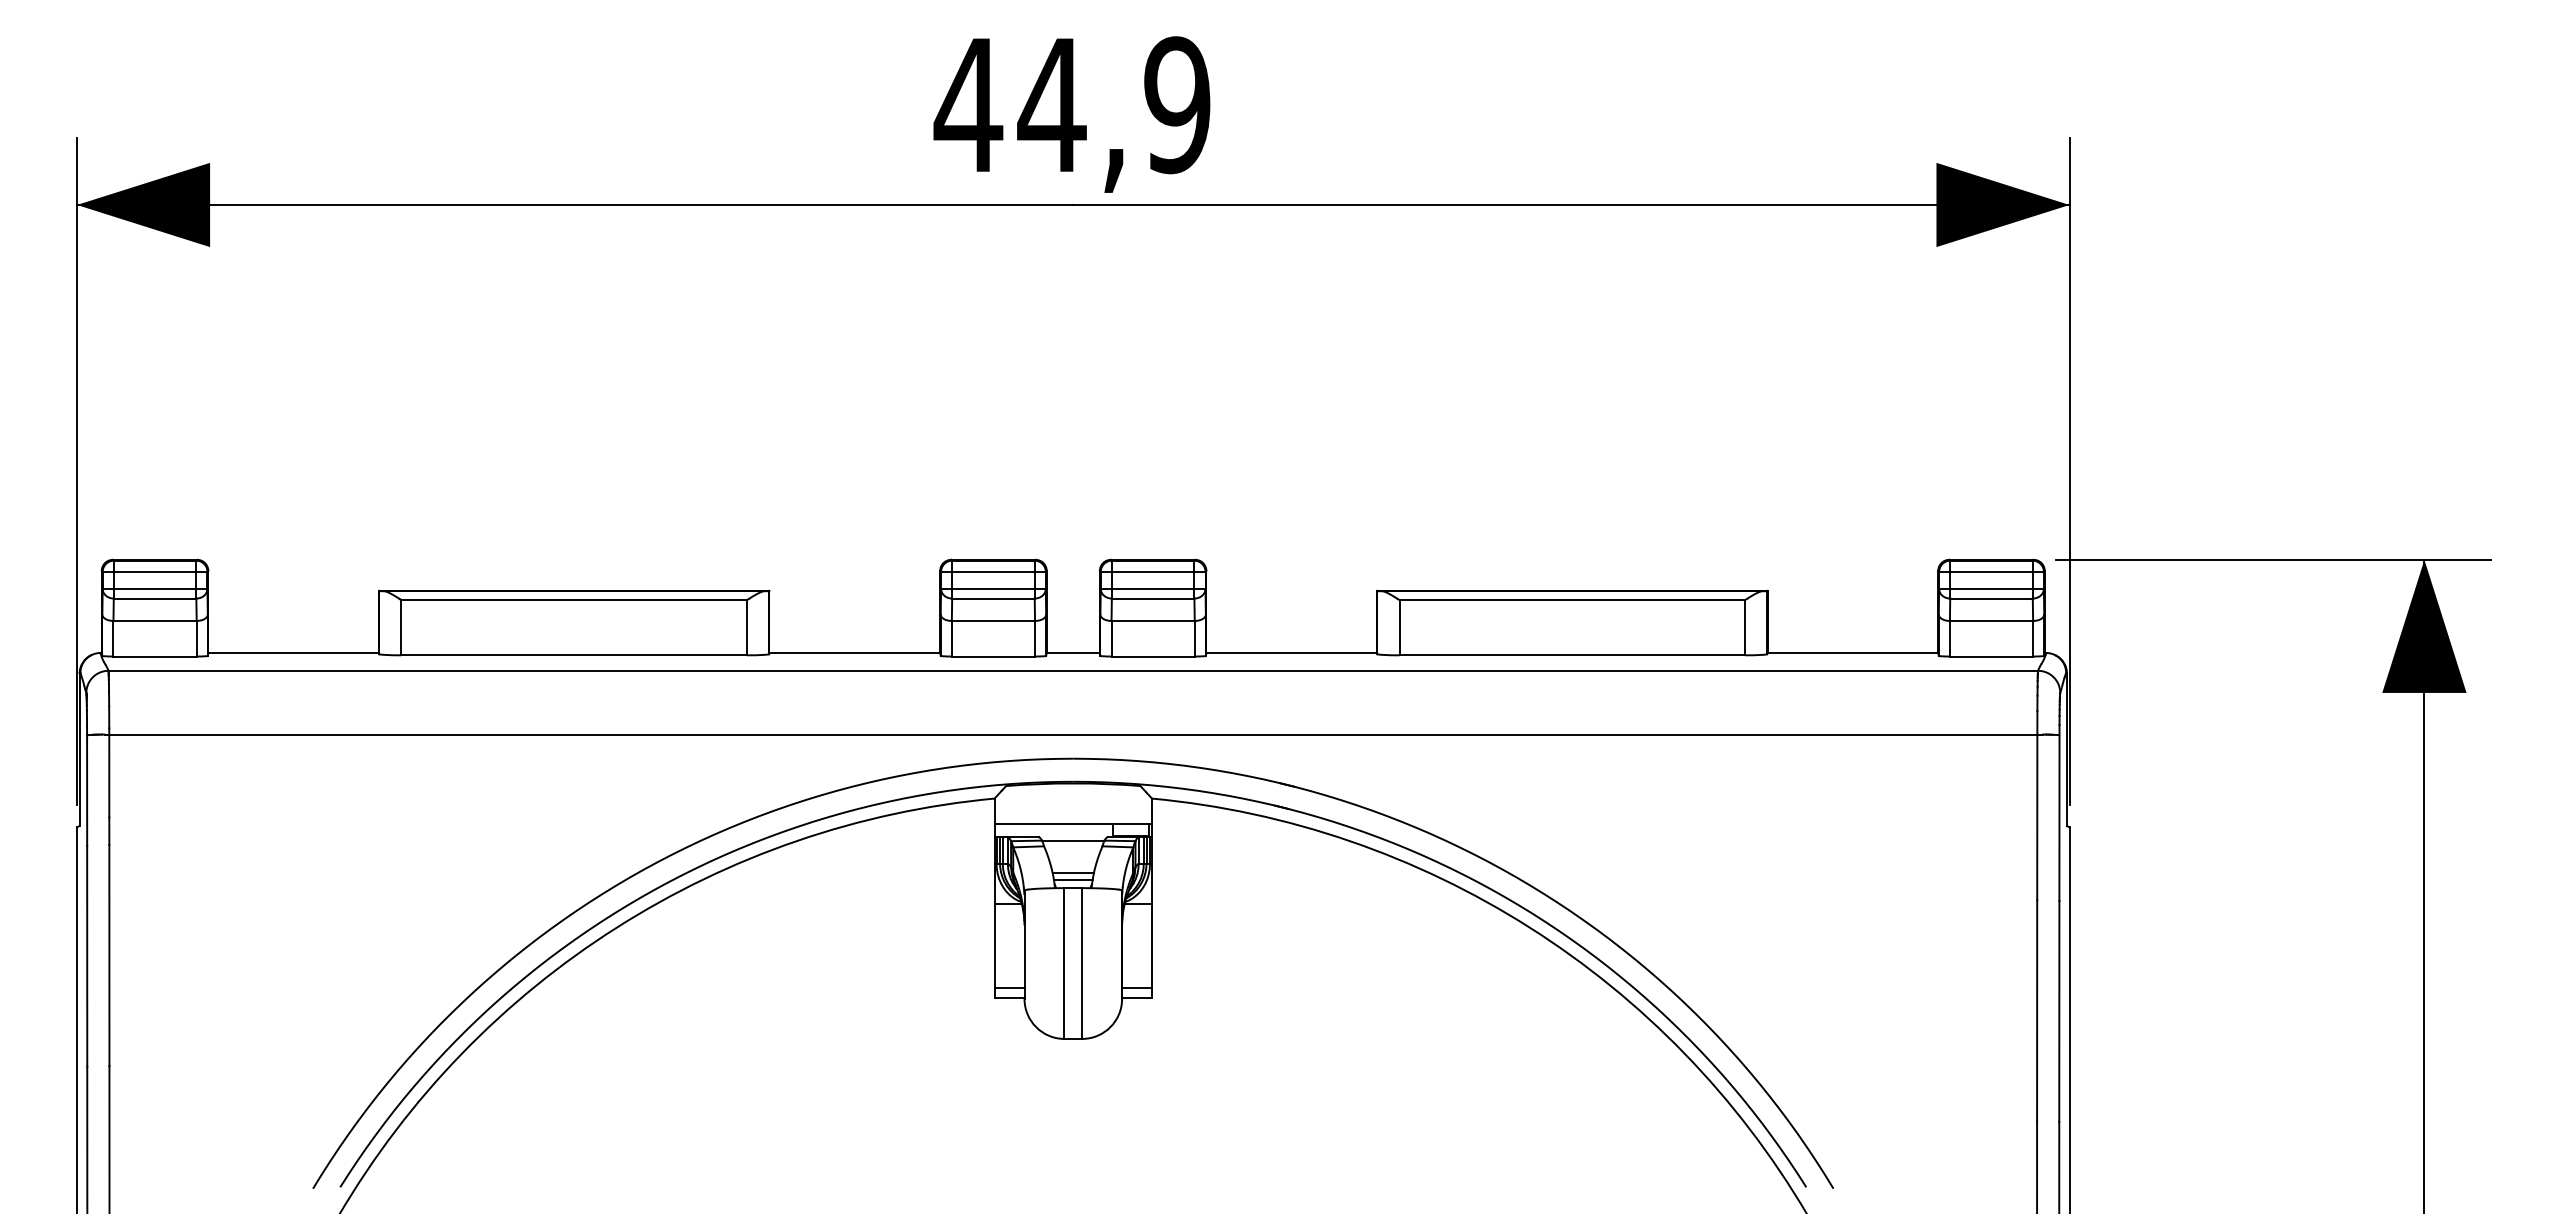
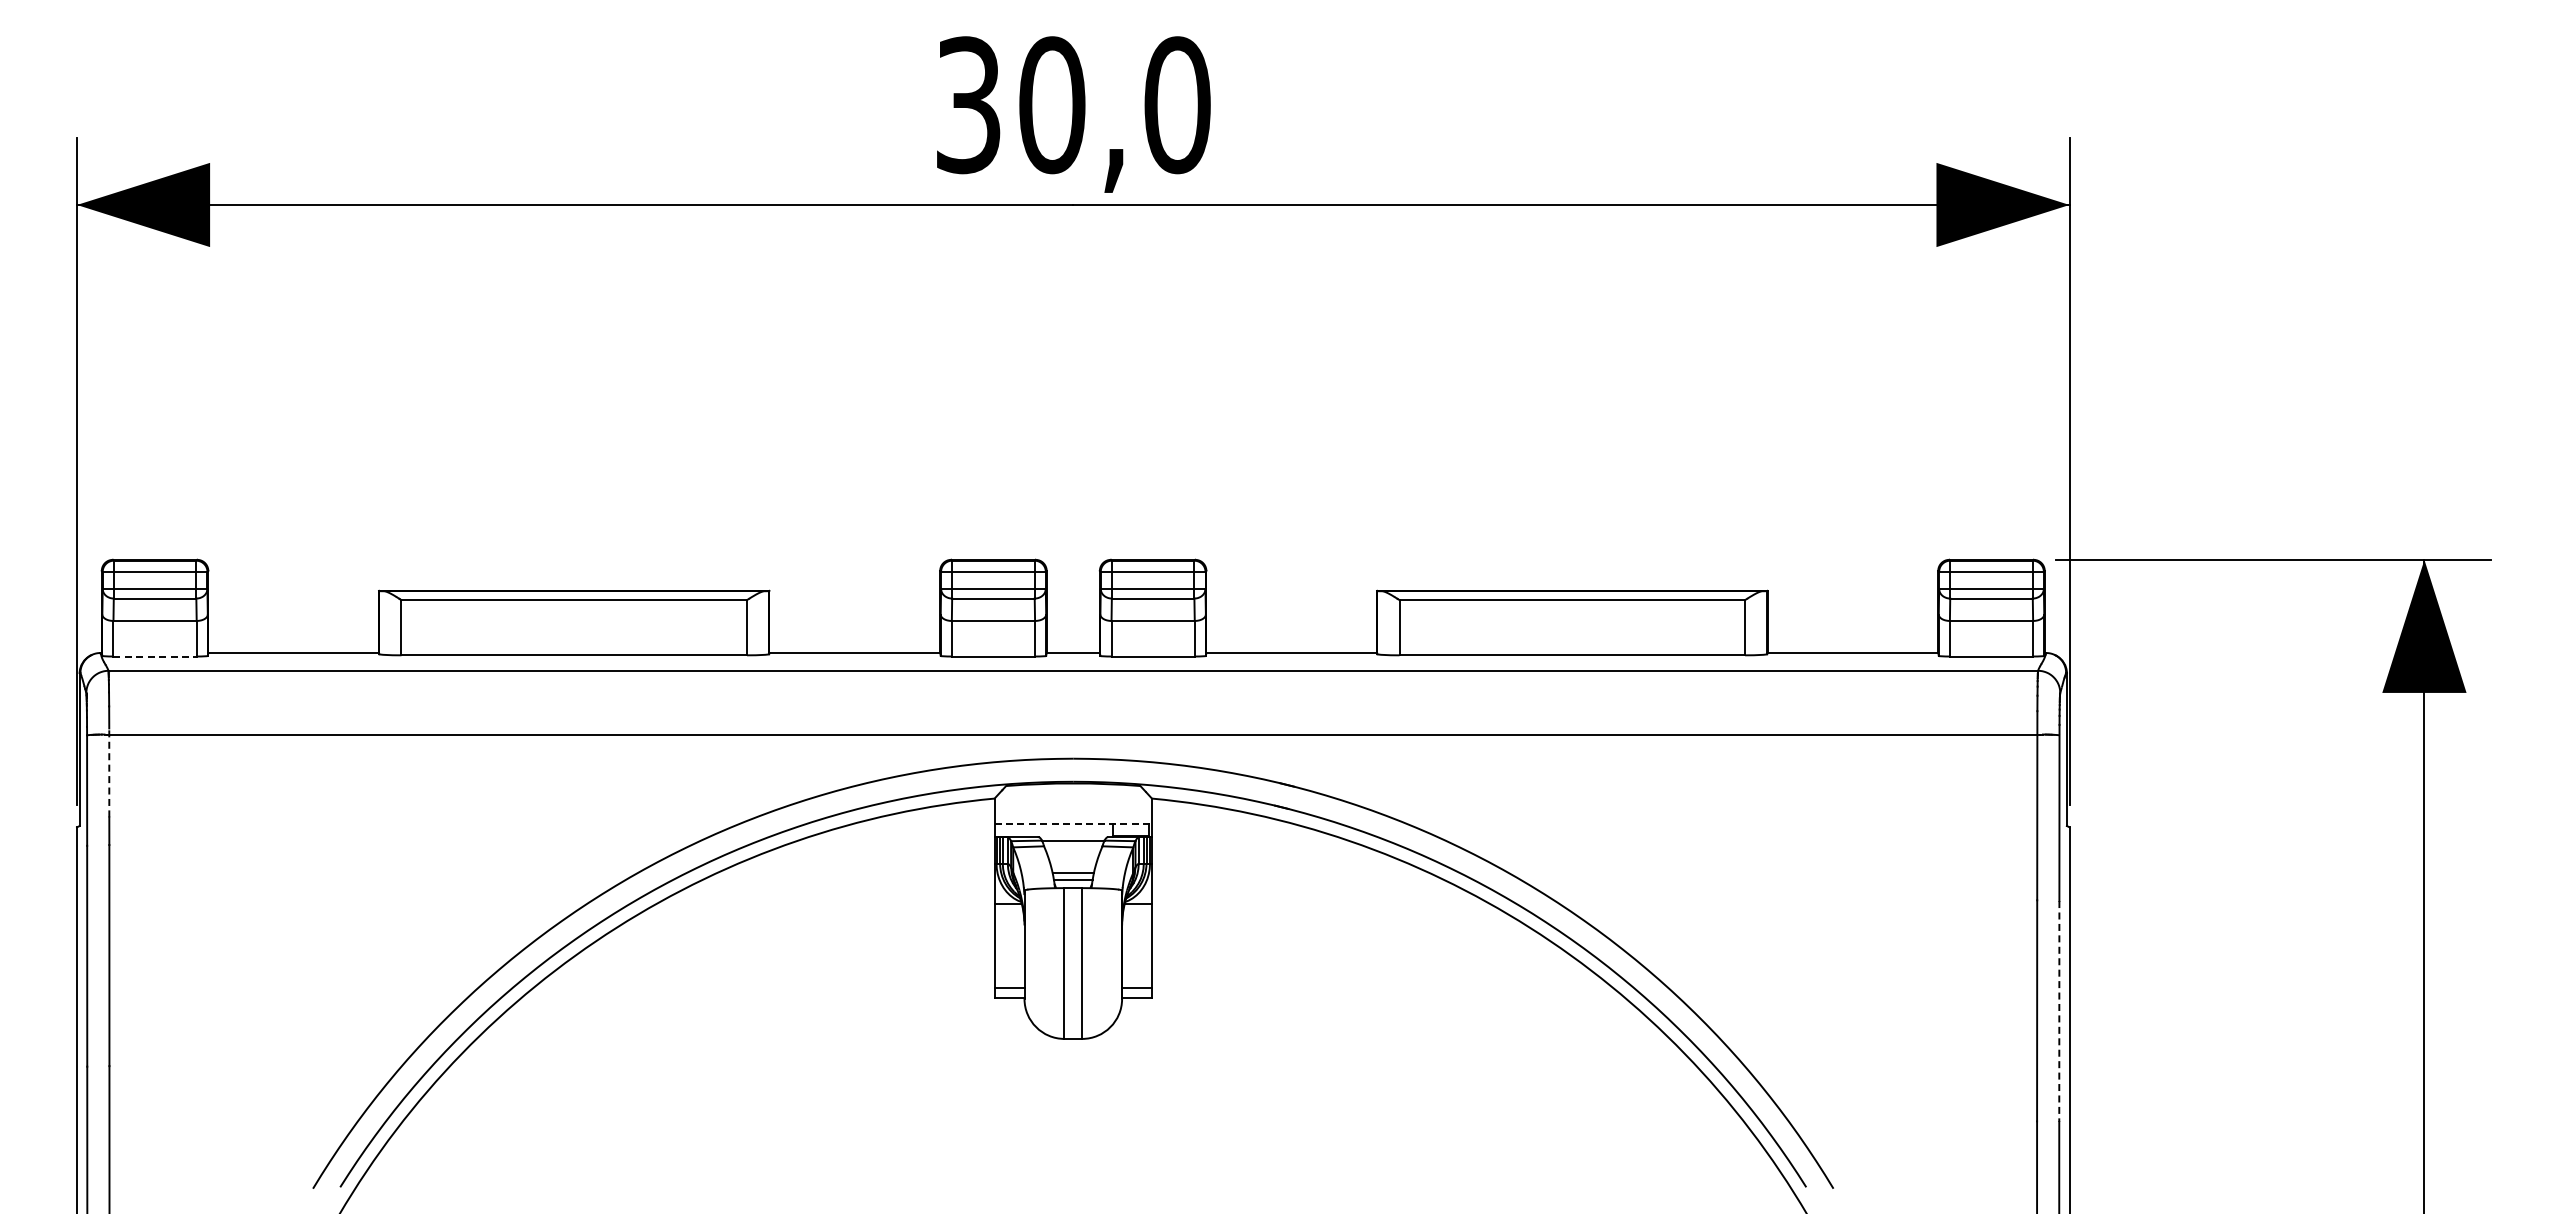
text: 44,9 -> 30,0 (1071, 105)
line: solid -> dashed (155, 656)
line: solid -> dashed (109, 772)
line: solid -> dashed (1073, 823)
line: solid -> dashed (2059, 1011)
